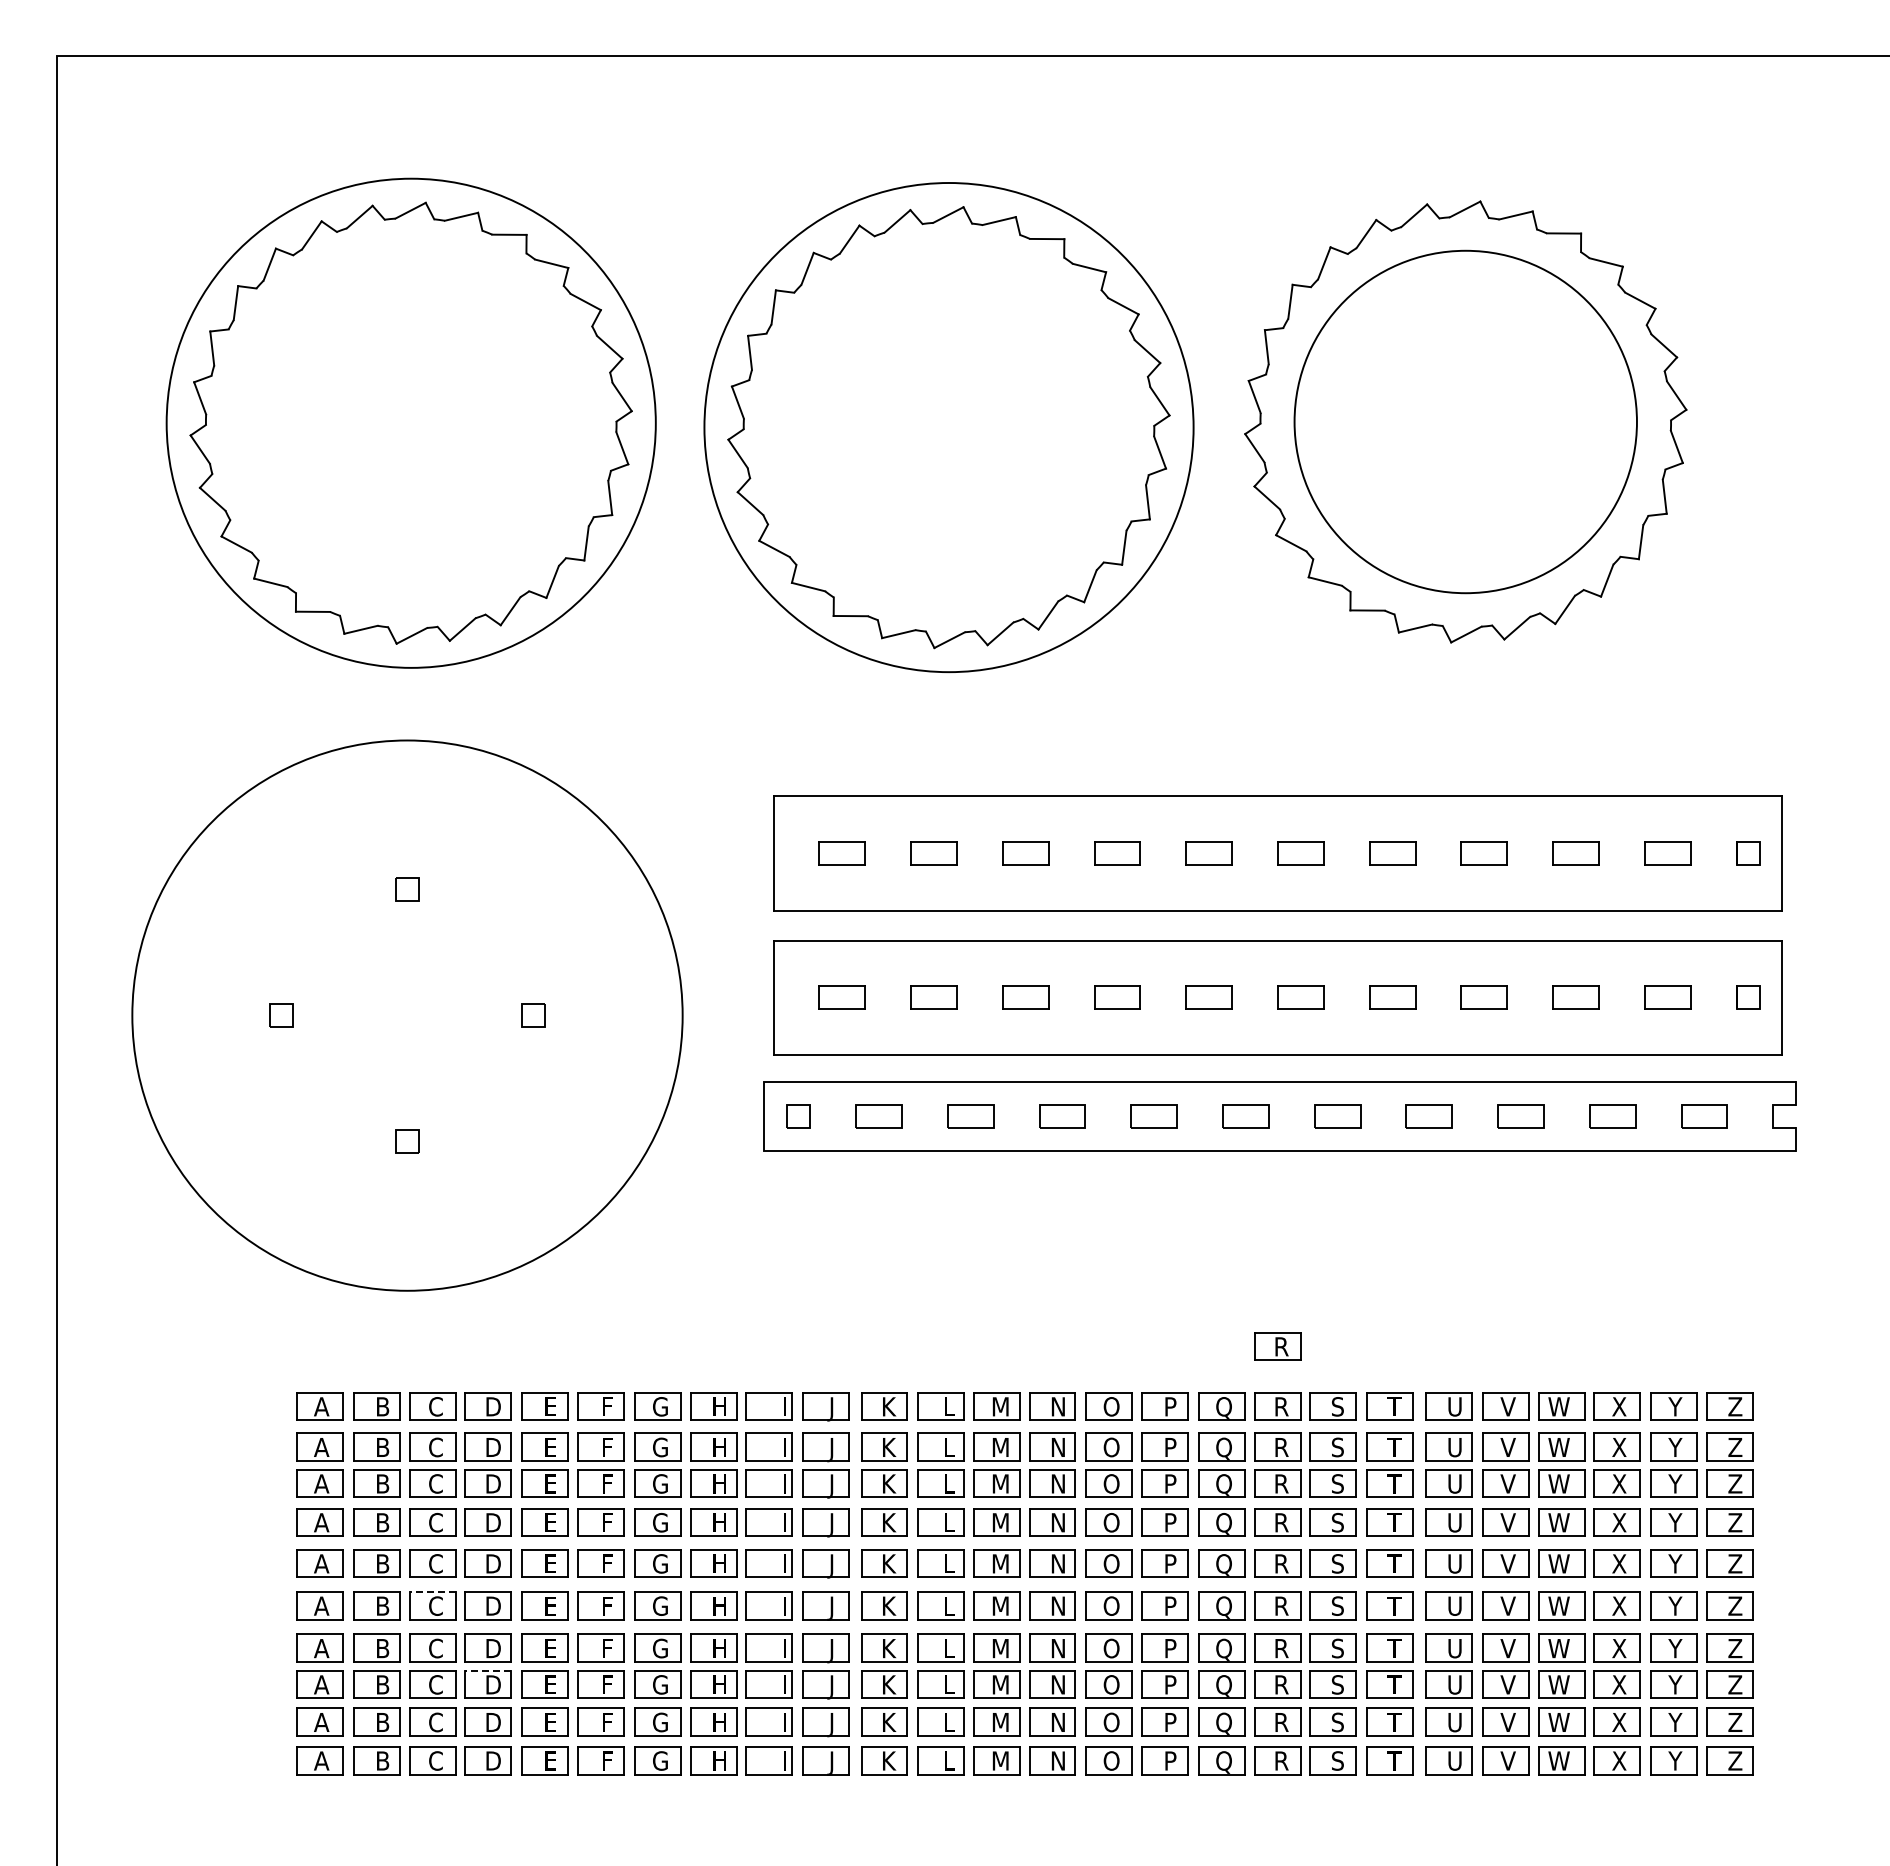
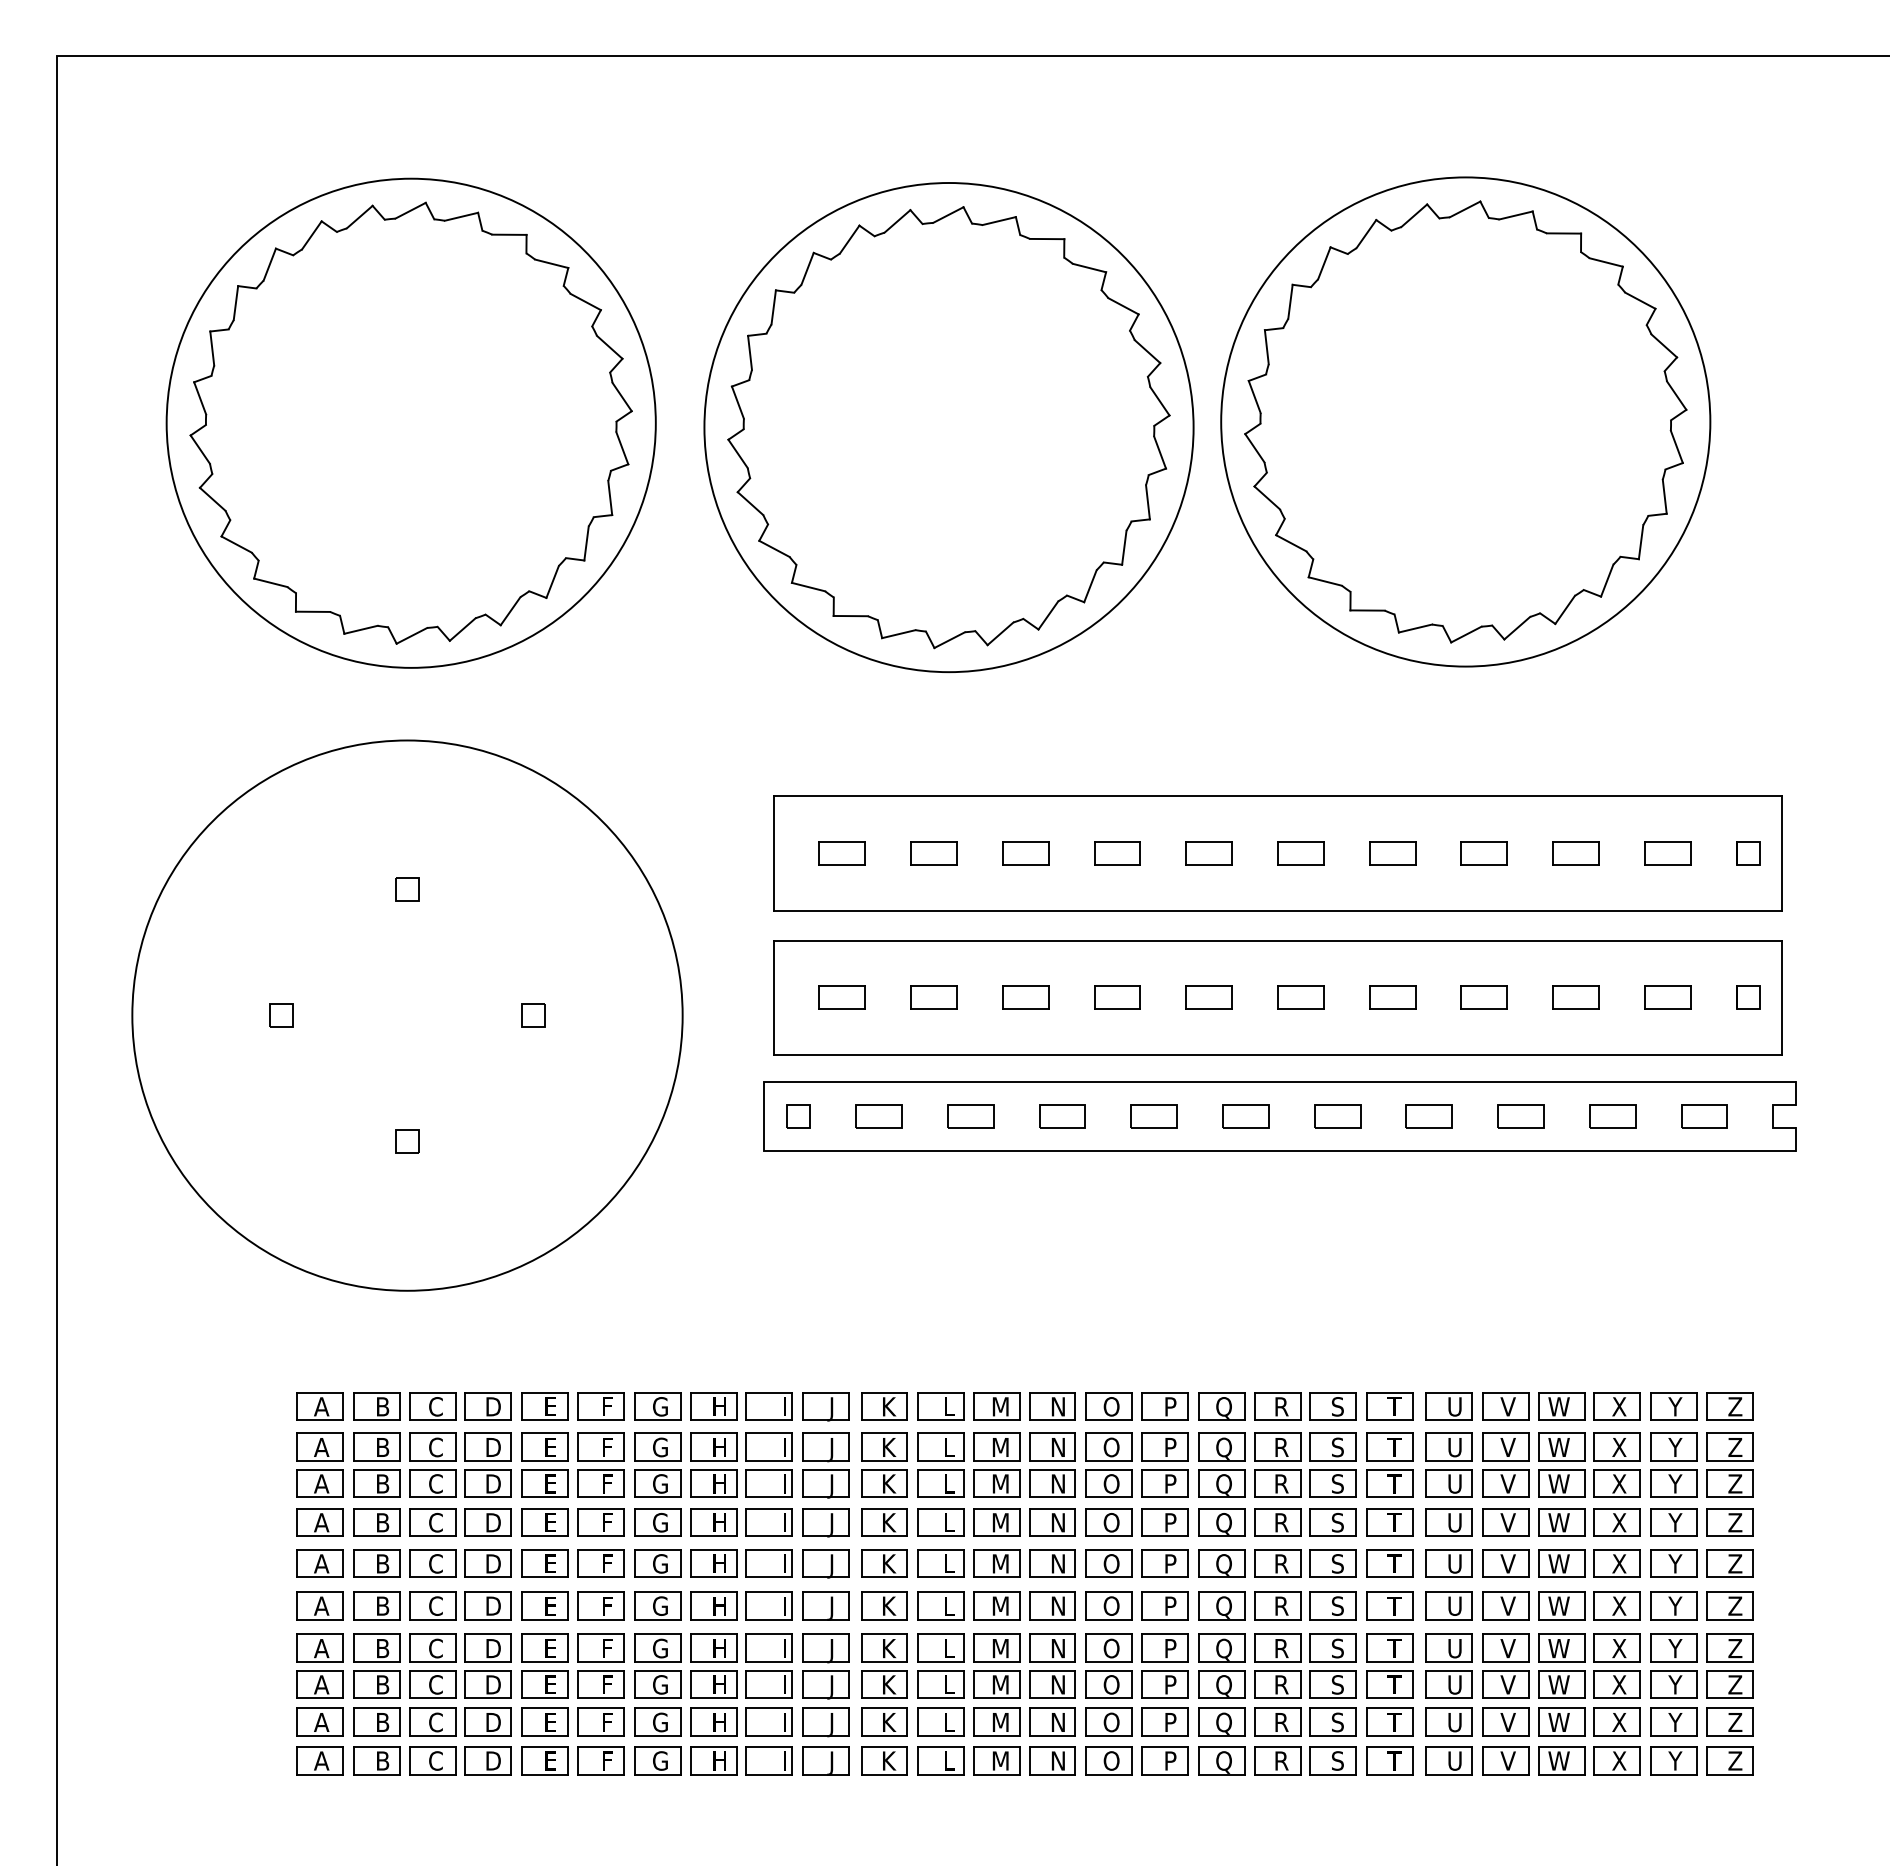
circle diameter: 342 px -> 489 px (1465, 421)
part: present -> none (1277, 1346)
line: dashed -> solid (432, 1591)
line: dashed -> solid (487, 1670)
